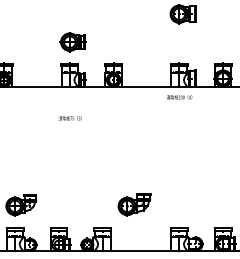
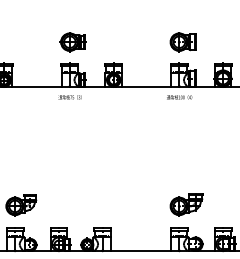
part position: (182, 14) -> (182, 42) (182, 42)
text position: (69, 118) -> (69, 97) (69, 97)
part position: (134, 204) -> (186, 204) (186, 204)
